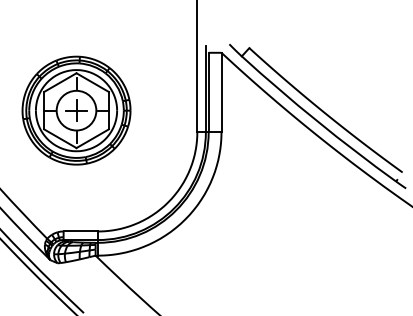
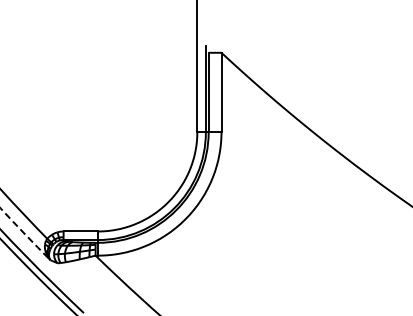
part: present -> none (76, 110)
part: present -> none (317, 116)
arc: solid -> dashed (25, 234)
